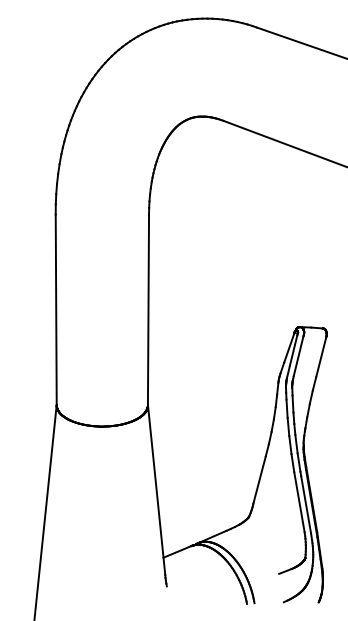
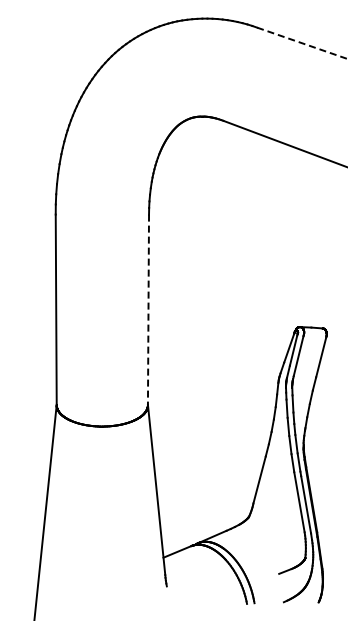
line: solid -> dashed (302, 43)
line: solid -> dashed (148, 310)
